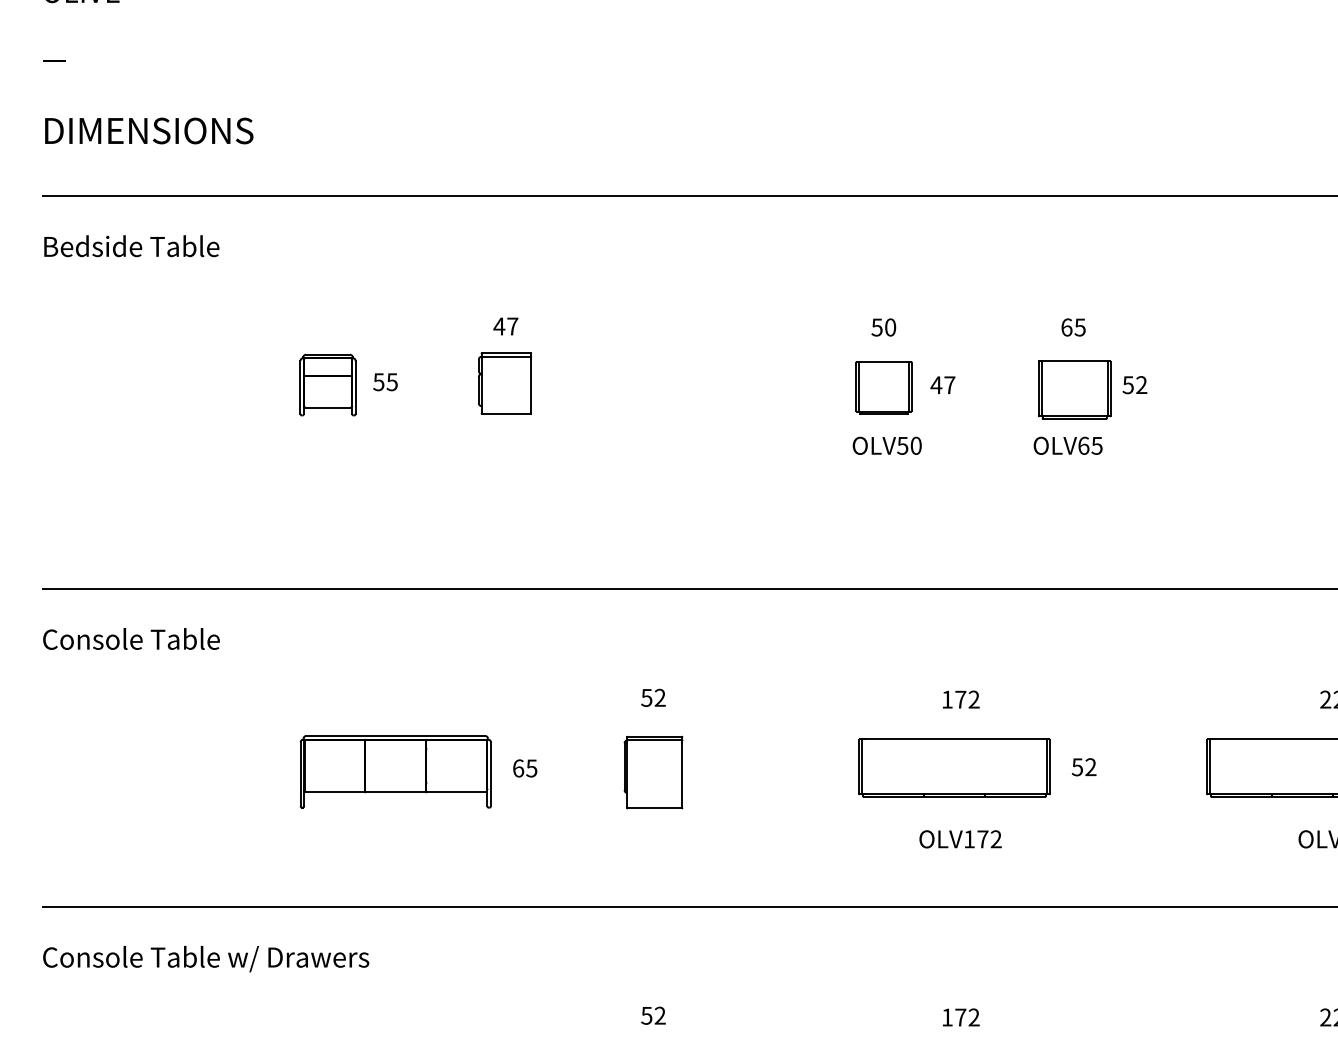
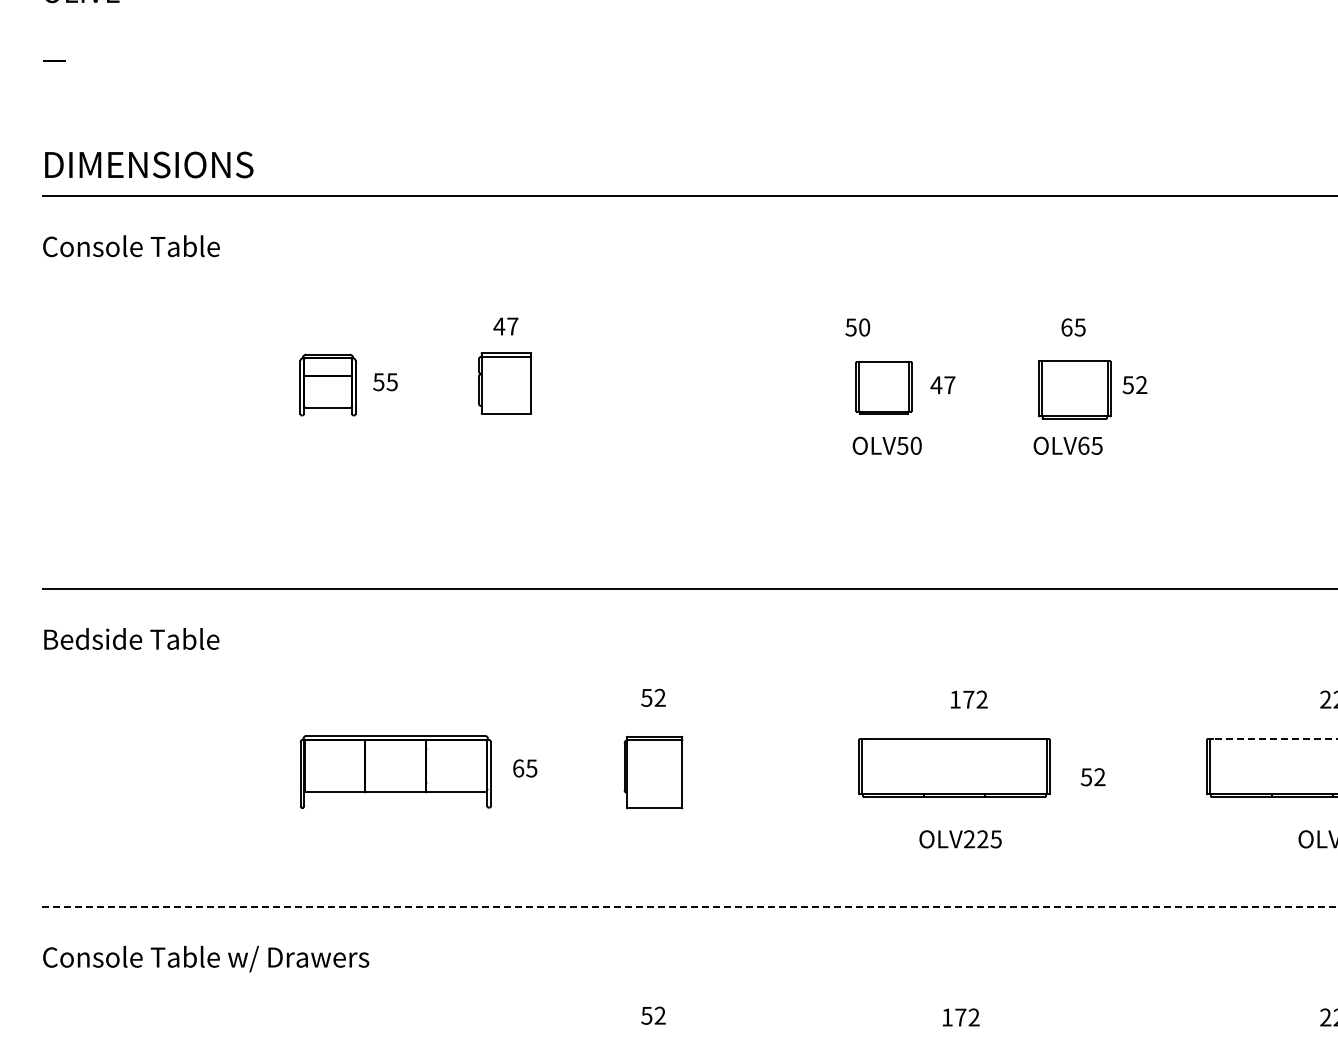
text position: (149, 130) -> (149, 164) (149, 164)
text: Bedside Table -> Console Table (131, 246)
text position: (883, 327) -> (857, 327) (857, 327)
text: Console Table -> Bedside Table (131, 638)
text position: (961, 699) -> (969, 699) (969, 699)
line: solid -> dashed (1274, 739)
text position: (1084, 767) -> (1093, 777) (1093, 777)
text: OLV172 -> OLV225 (982, 839)
line: solid -> dashed (689, 906)
